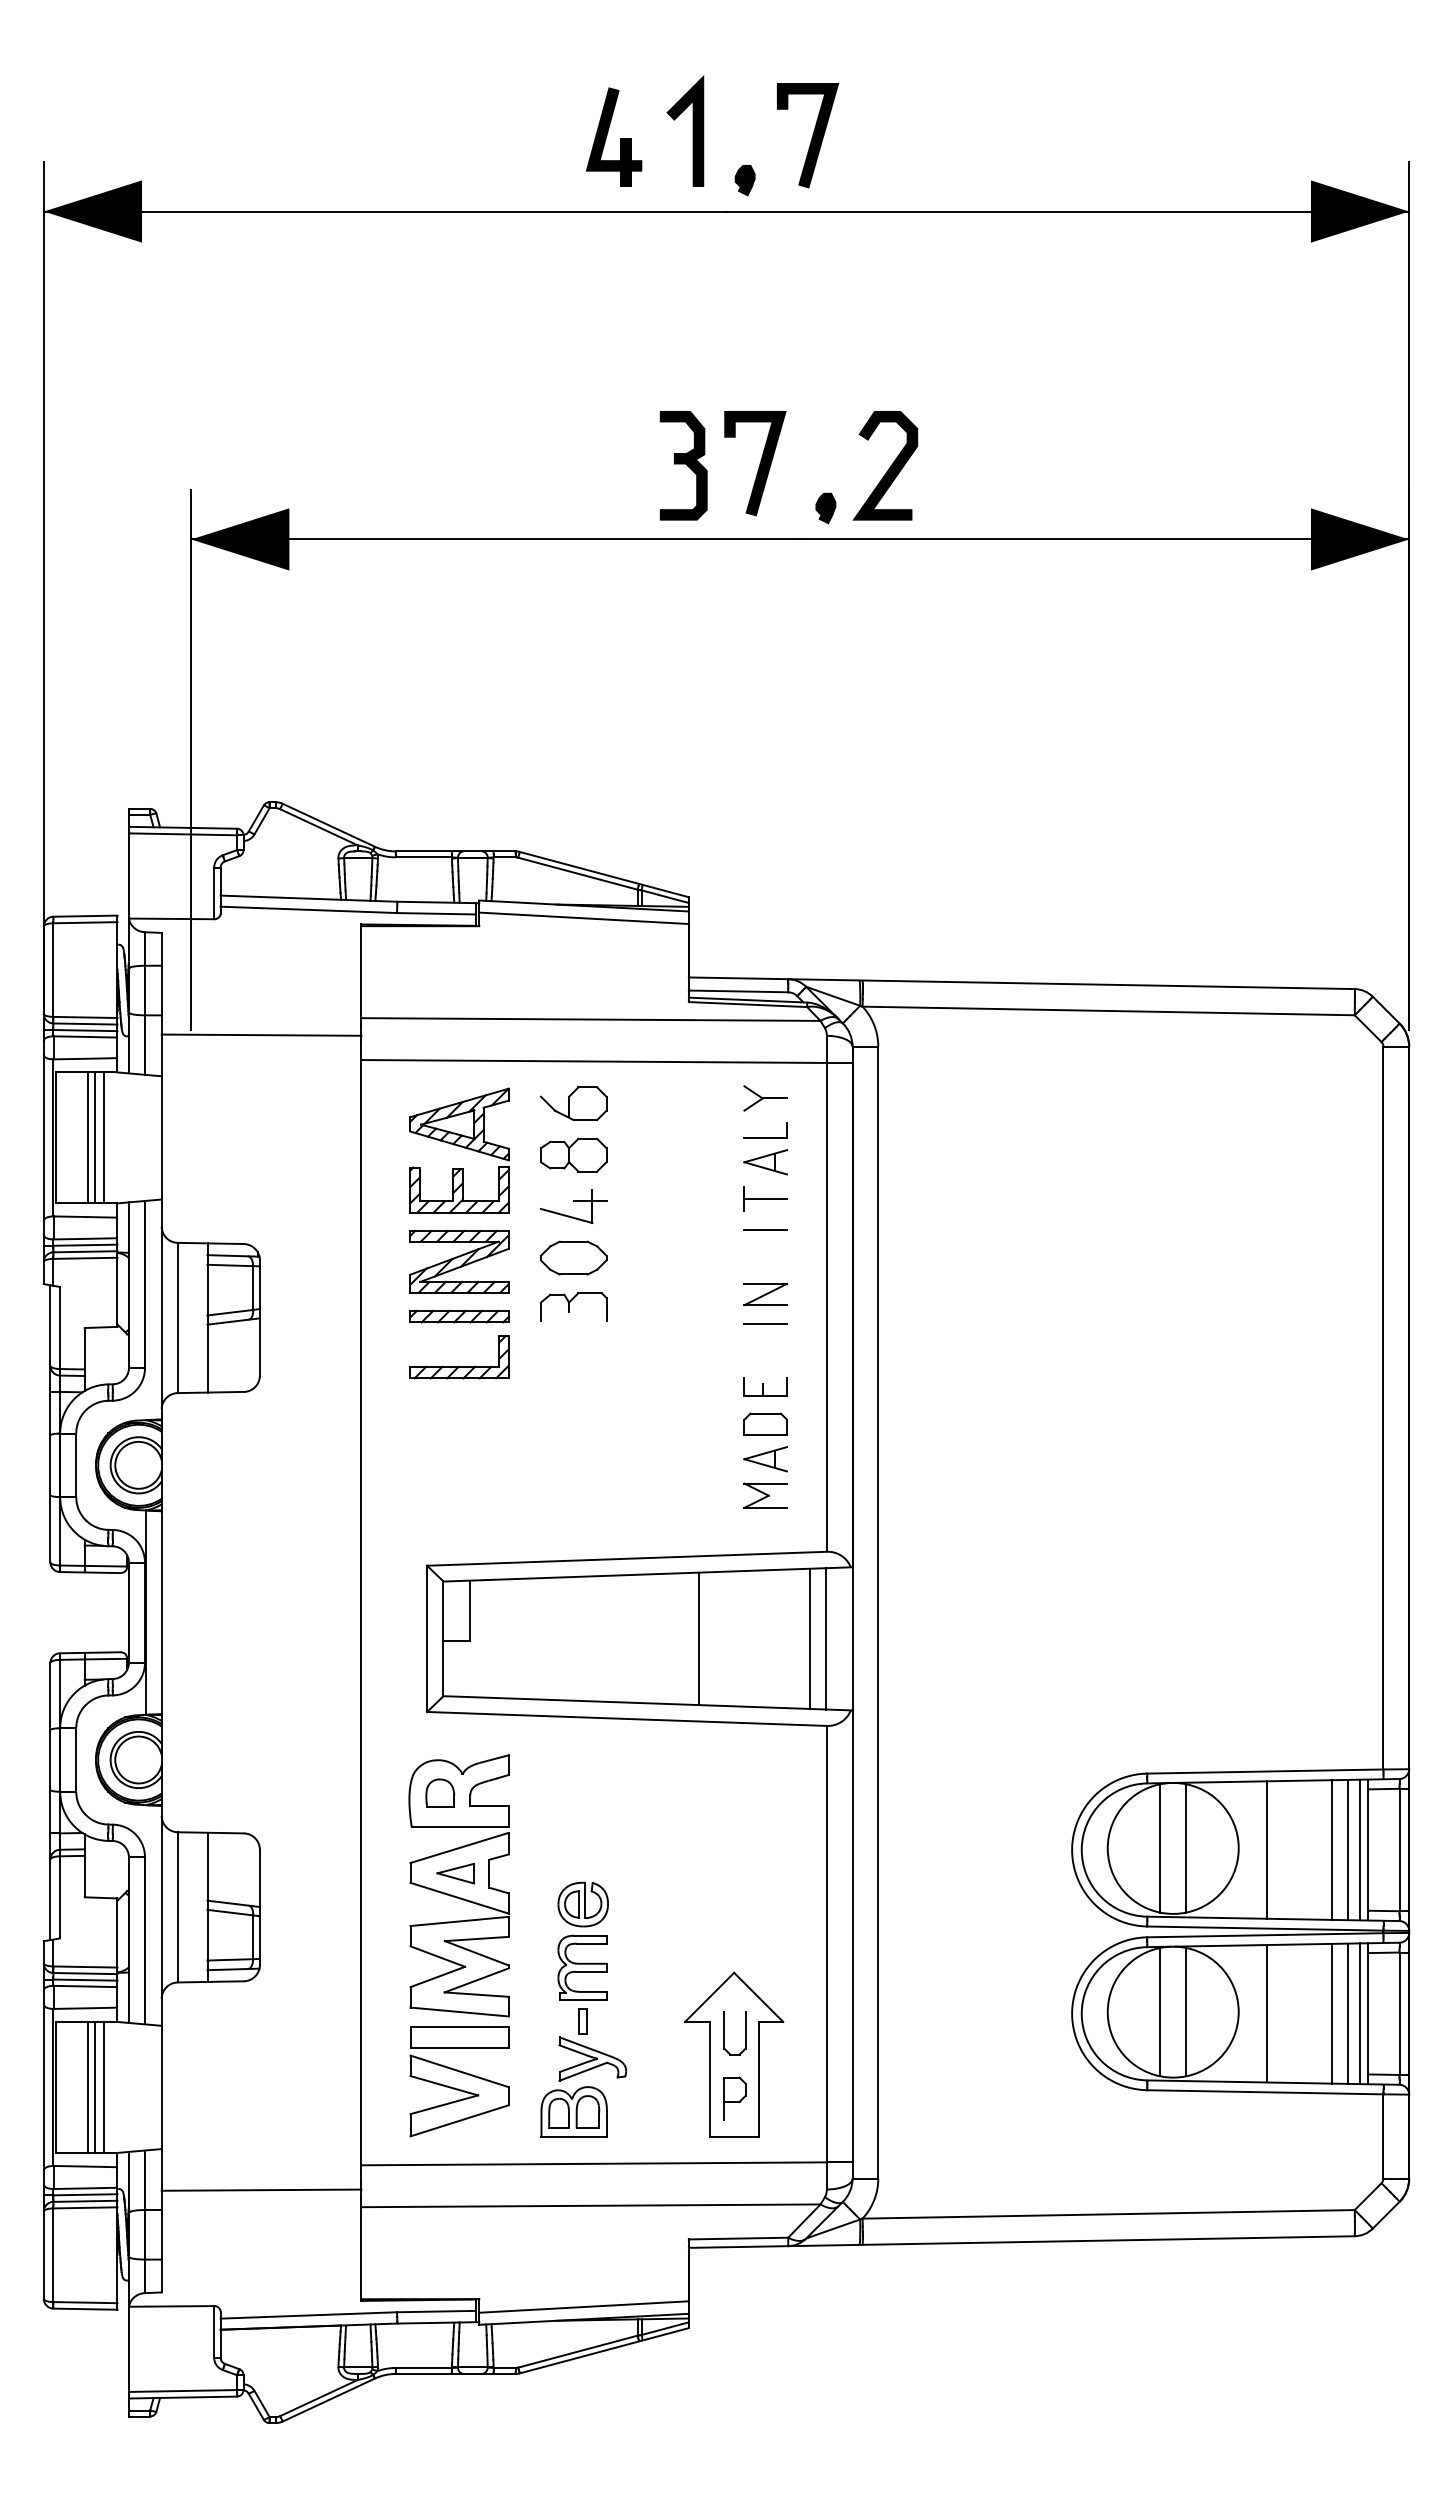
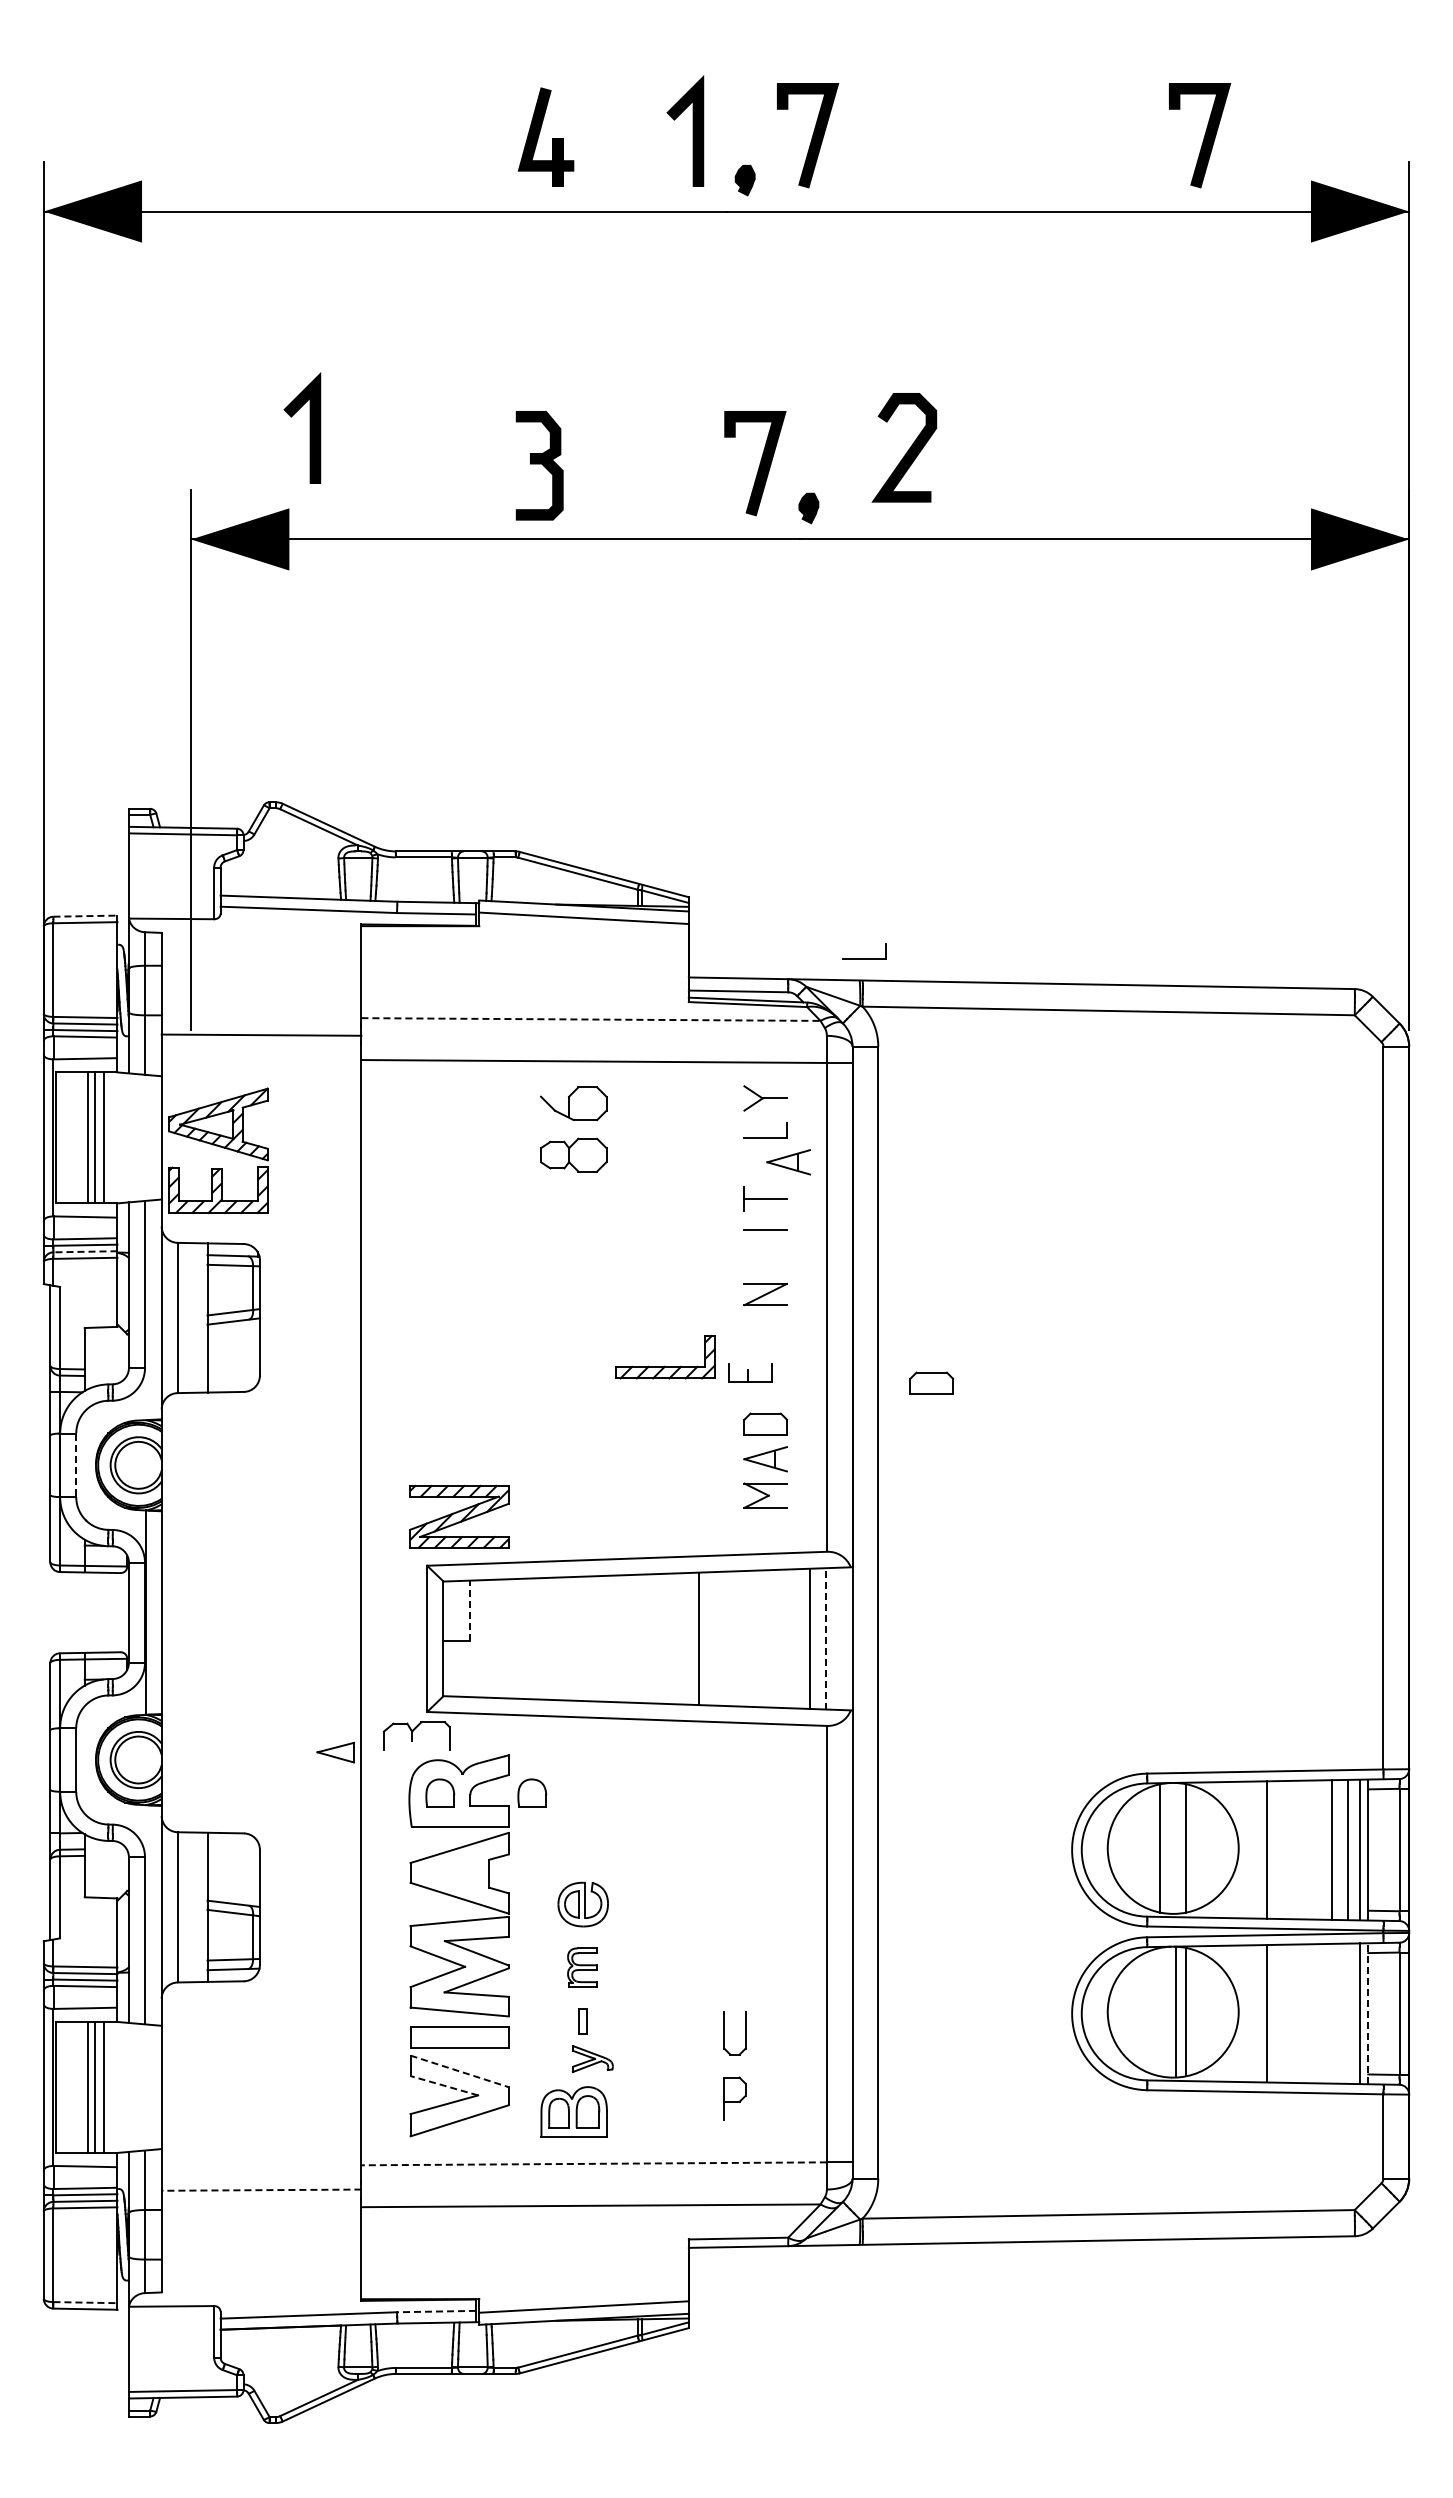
part position: (613, 136) -> (545, 136) (545, 136)
line: none -> present (1203, 137)
line: none -> present (309, 427)
part position: (683, 465) -> (539, 465) (539, 465)
curve position: (888, 468) -> (907, 450) (907, 450)
part position: (825, 508) -> (808, 508) (808, 508)
line: solid -> dashed (85, 916)
part: none -> present (864, 958)
line: solid -> dashed (590, 1019)
part position: (459, 1150) -> (218, 1150) (218, 1150)
part position: (765, 1162) -> (788, 1162) (788, 1162)
part: present -> none (573, 1206)
line: solid -> dashed (84, 1251)
part: present -> none (573, 1257)
part position: (459, 1261) -> (459, 1516) (459, 1516)
part position: (573, 1306) -> (416, 1735) (416, 1735)
part: present -> none (459, 1316)
line: present -> none (765, 1323)
part position: (458, 1365) -> (664, 1365) (664, 1365)
part: none -> present (931, 1382)
part position: (765, 1386) -> (750, 1372) (750, 1372)
line: solid -> dashed (76, 1465)
line: solid -> dashed (469, 1610)
line: solid -> dashed (826, 1638)
part: none -> present (532, 1792)
part position: (455, 1873) -> (335, 1752) (335, 1752)
part size: 51x67 px -> 31x41 px (582, 1967)
line position: (1160, 2011) -> (1176, 2011) (1176, 2011)
line: present -> none (1332, 2013)
line: present -> none (1348, 2013)
line: solid -> dashed (1368, 2013)
part: present -> none (734, 2054)
part size: 70x46 px -> 43x29 px (592, 2059)
line: solid -> dashed (459, 2071)
line: solid -> dashed (443, 2085)
line: solid -> dashed (594, 2163)
line: solid -> dashed (261, 2190)
line: solid -> dashed (85, 2302)
line: solid -> dashed (436, 2311)
